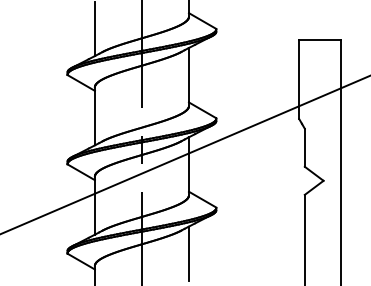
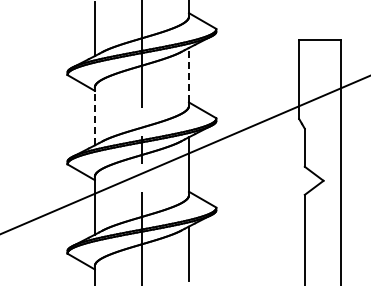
line: solid -> dashed (188, 74)
line: solid -> dashed (94, 117)
